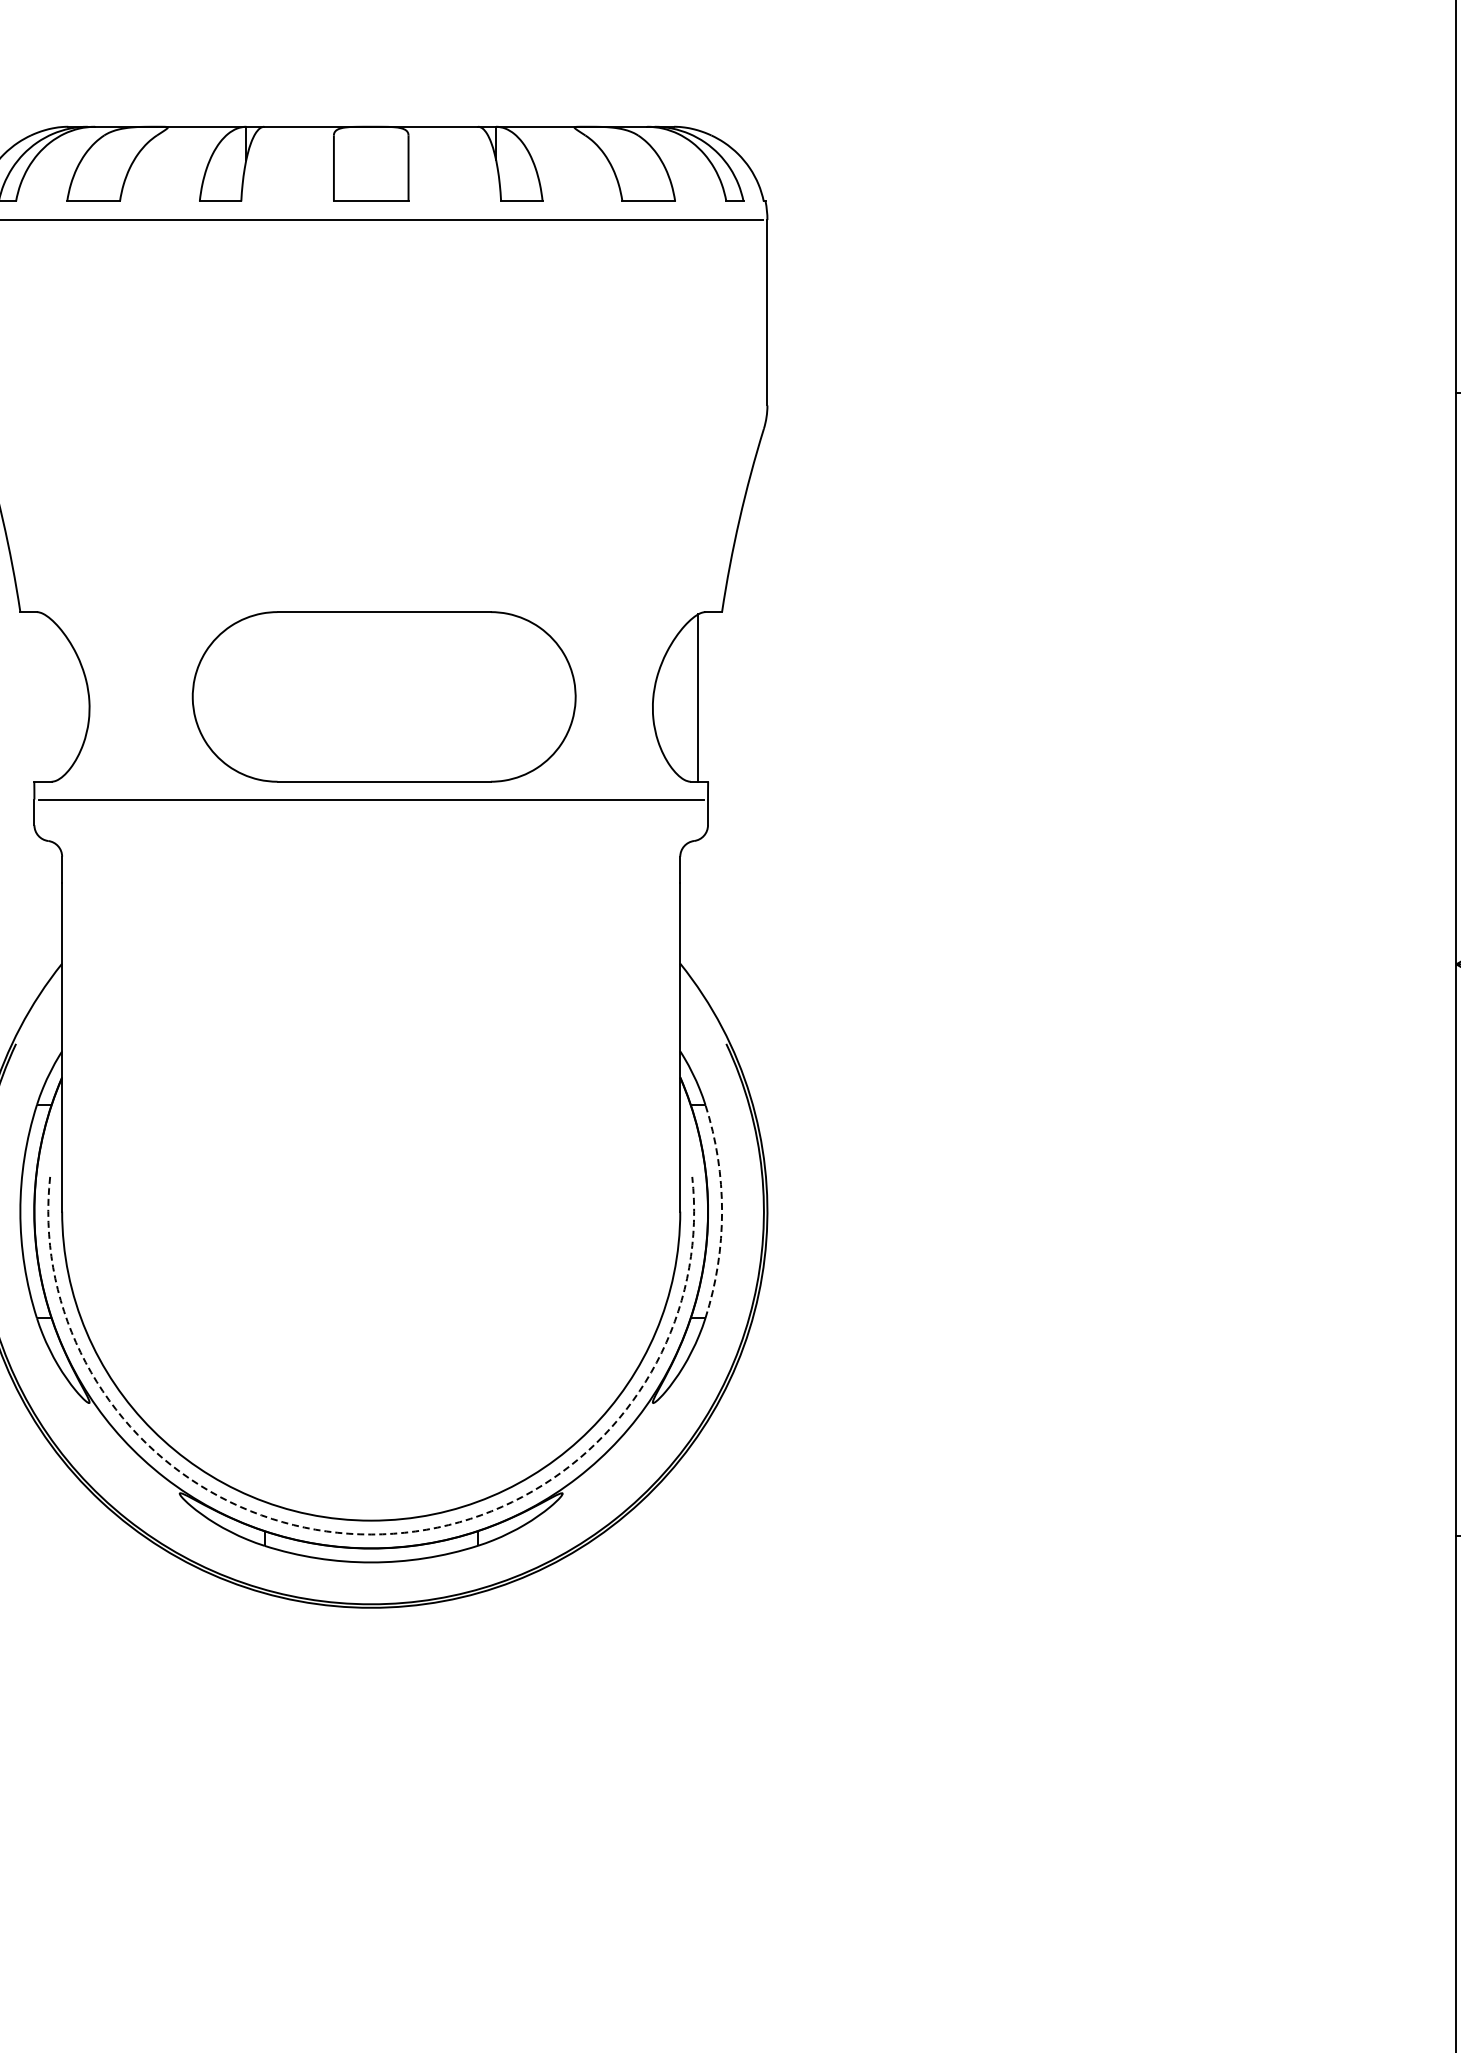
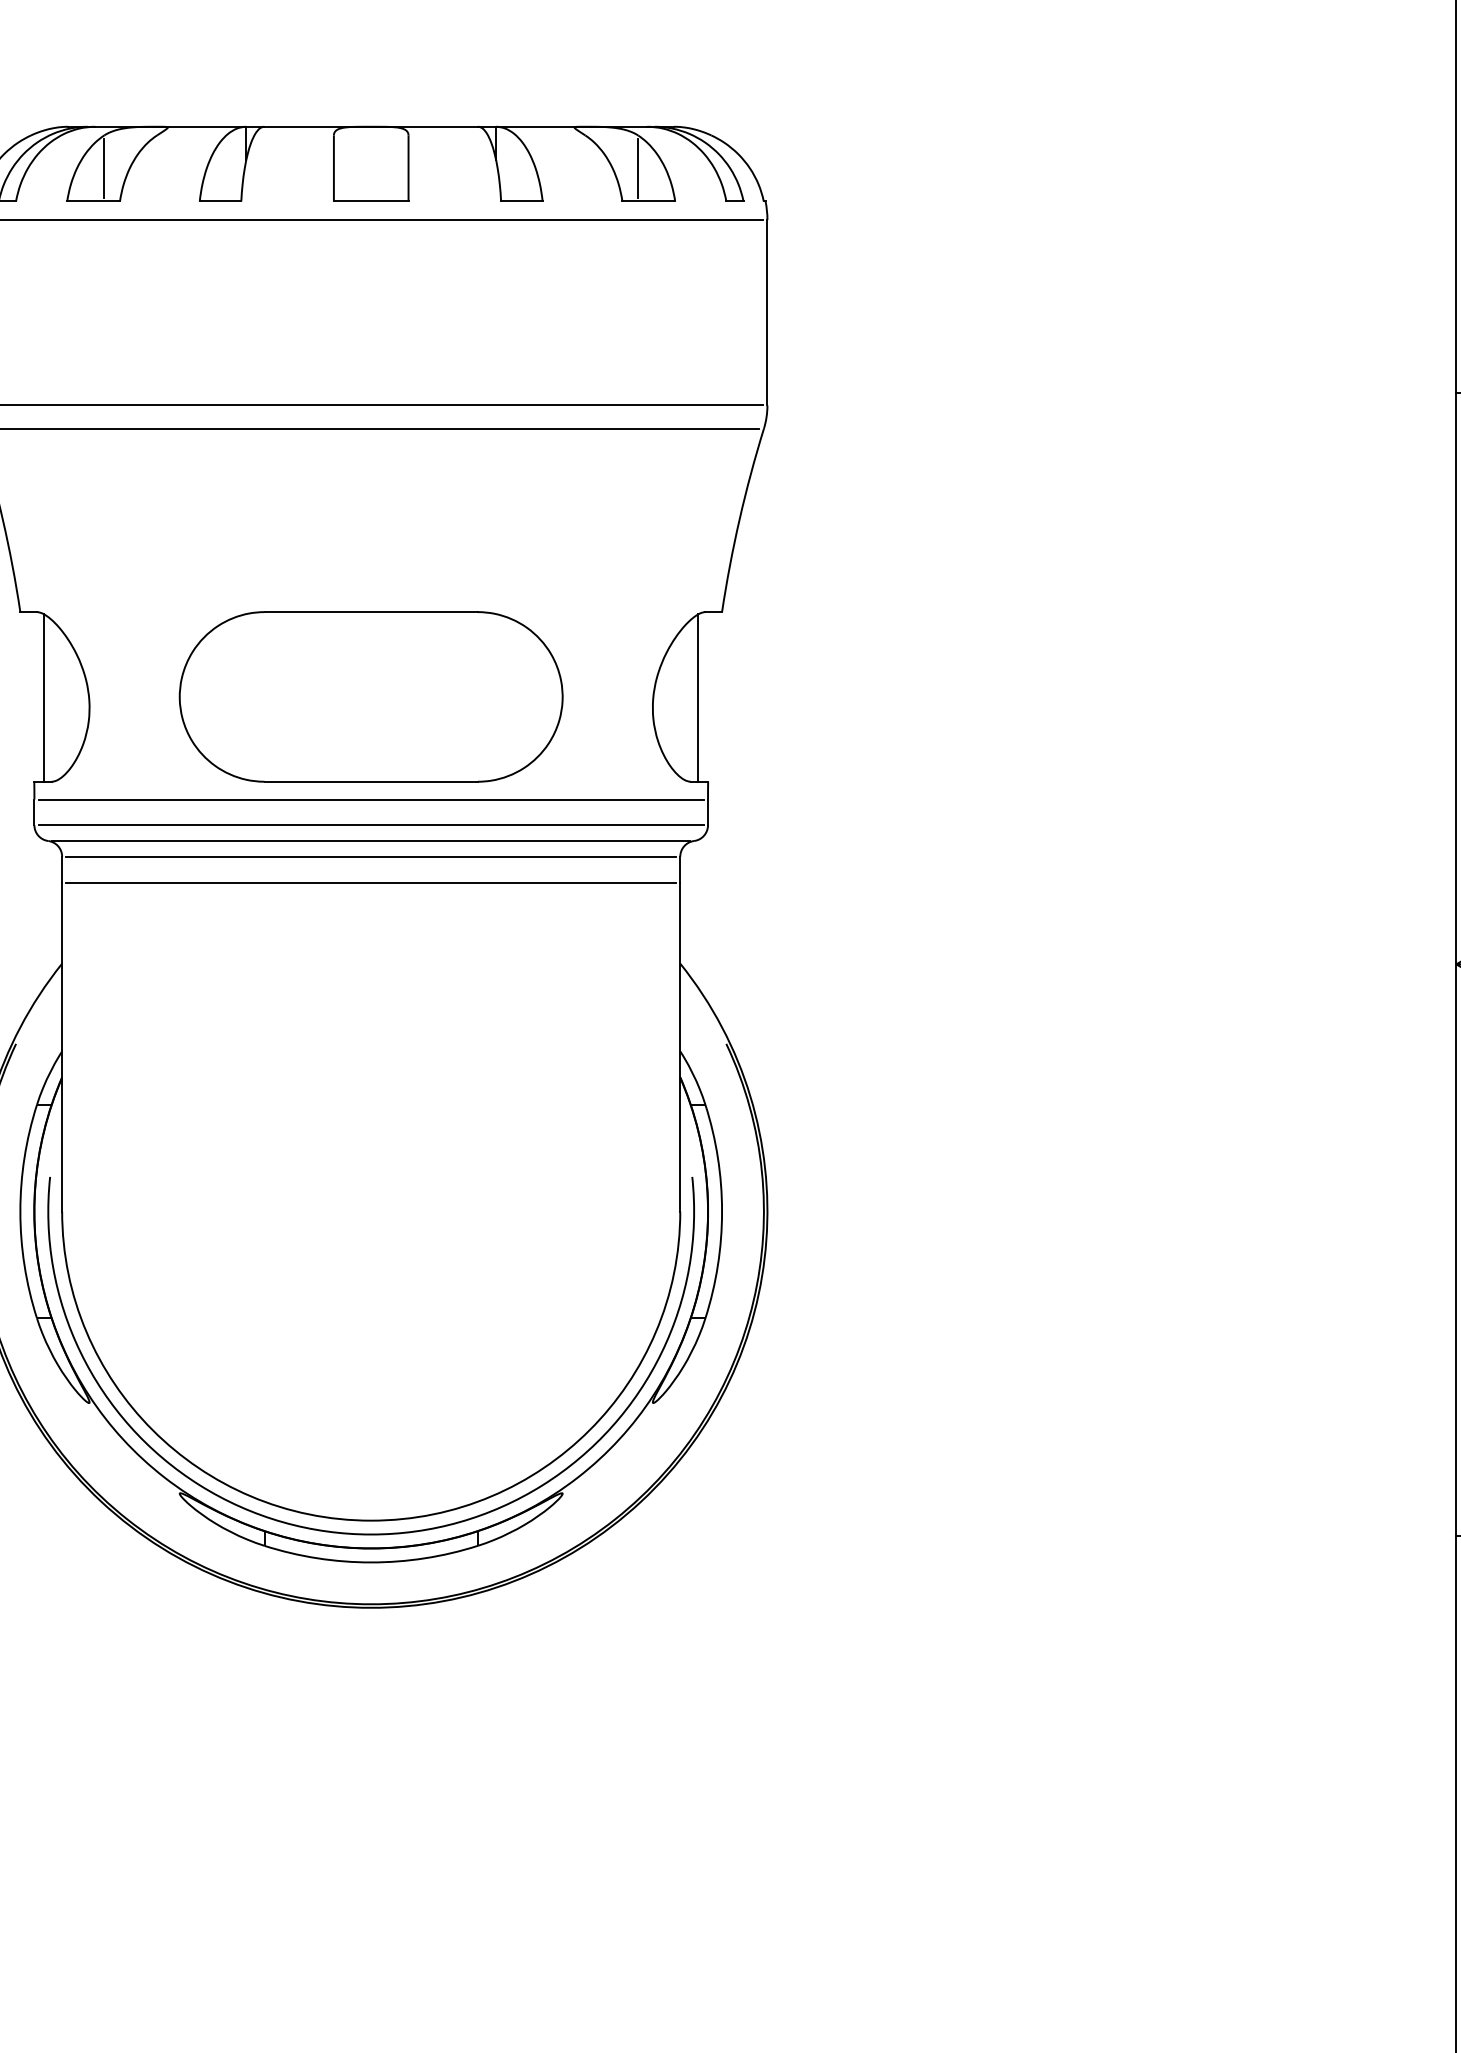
line: none -> present (104, 168)
line: none -> present (638, 168)
line: none -> present (382, 405)
line: none -> present (380, 428)
part position: (383, 696) -> (370, 696) (370, 696)
line: none -> present (44, 697)
line: none -> present (370, 825)
line: none -> present (371, 841)
line: none -> present (370, 856)
line: none -> present (370, 882)
arc: dashed -> solid (722, 1211)
arc: dashed -> solid (371, 1534)
